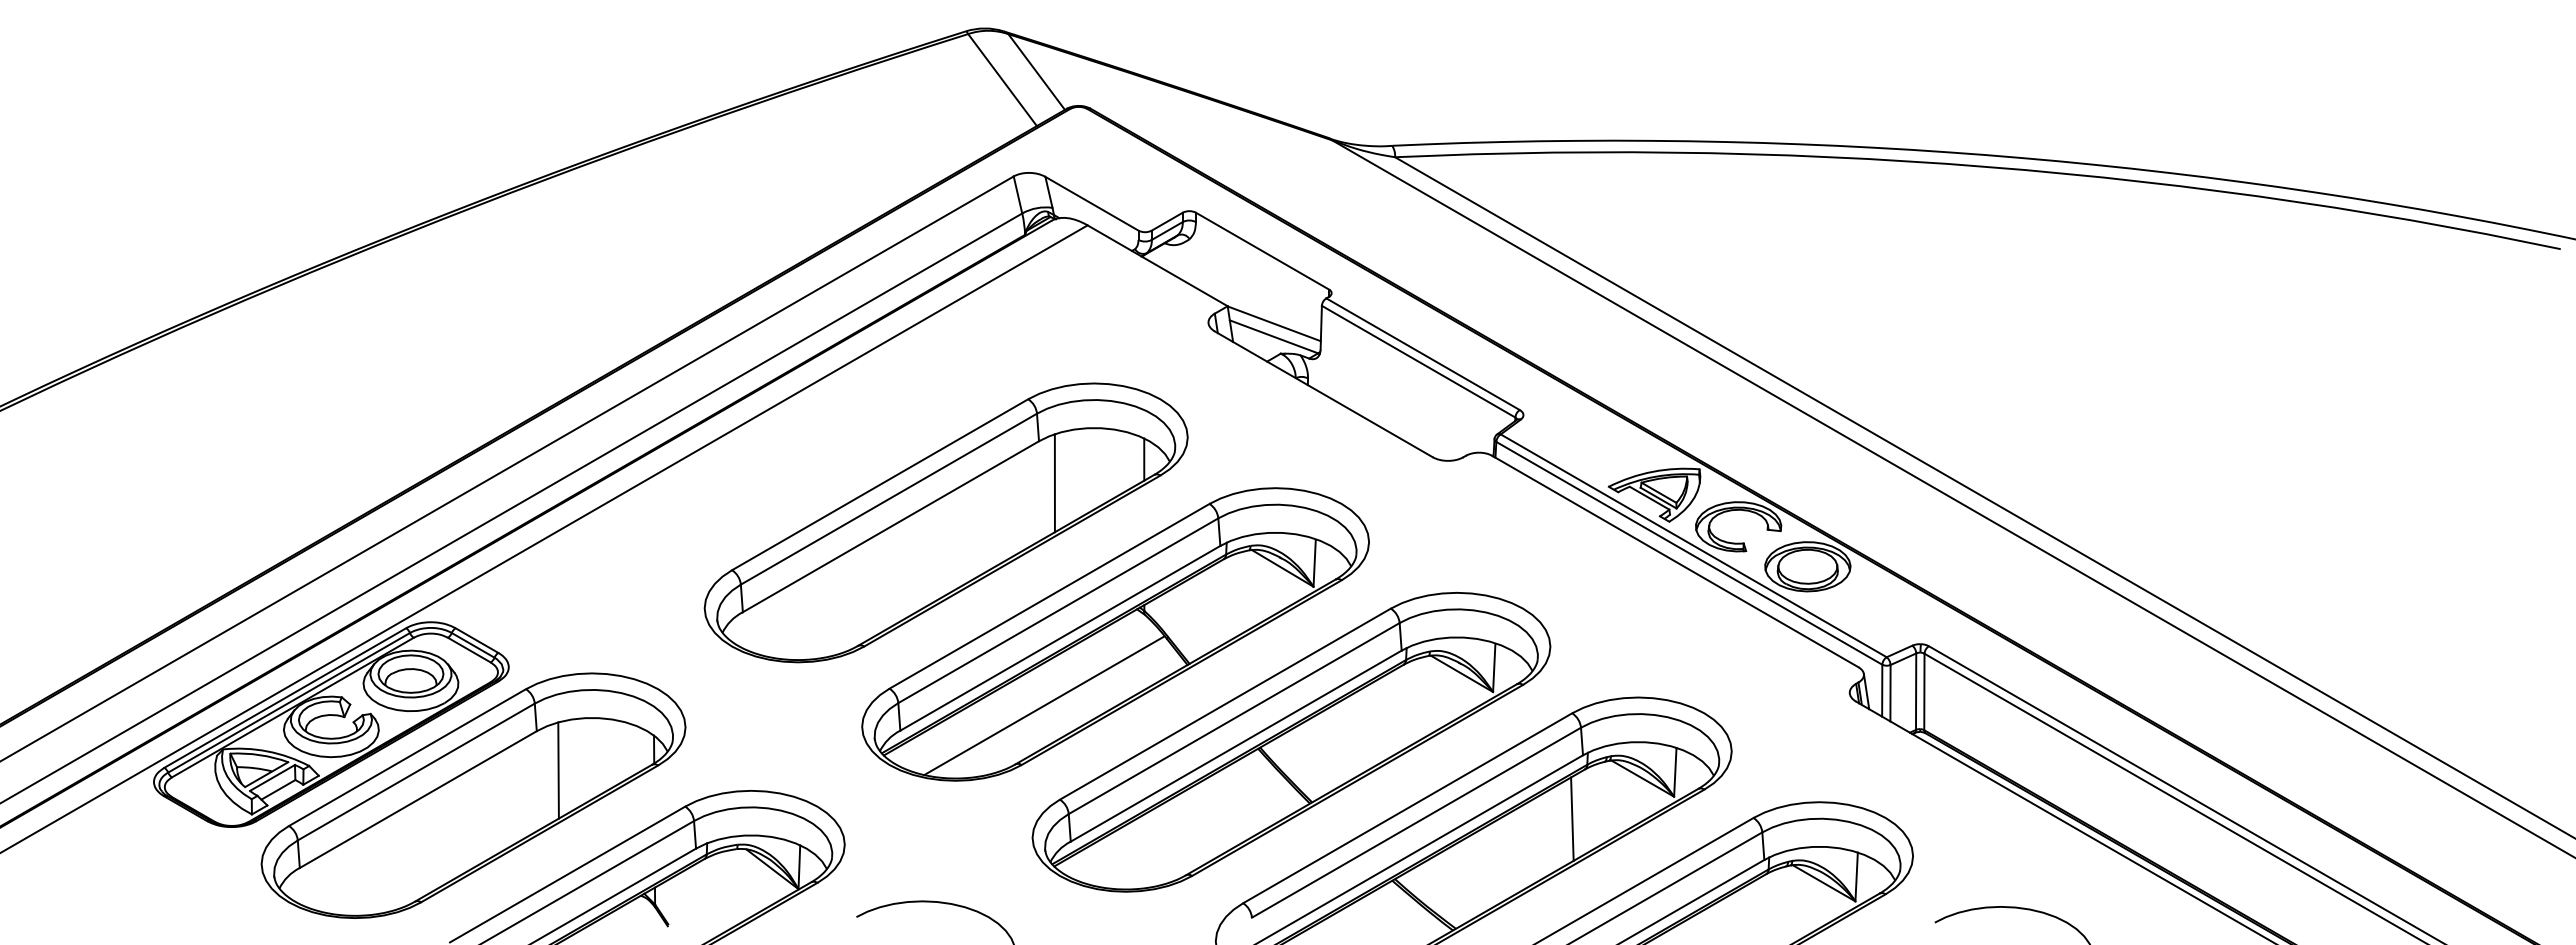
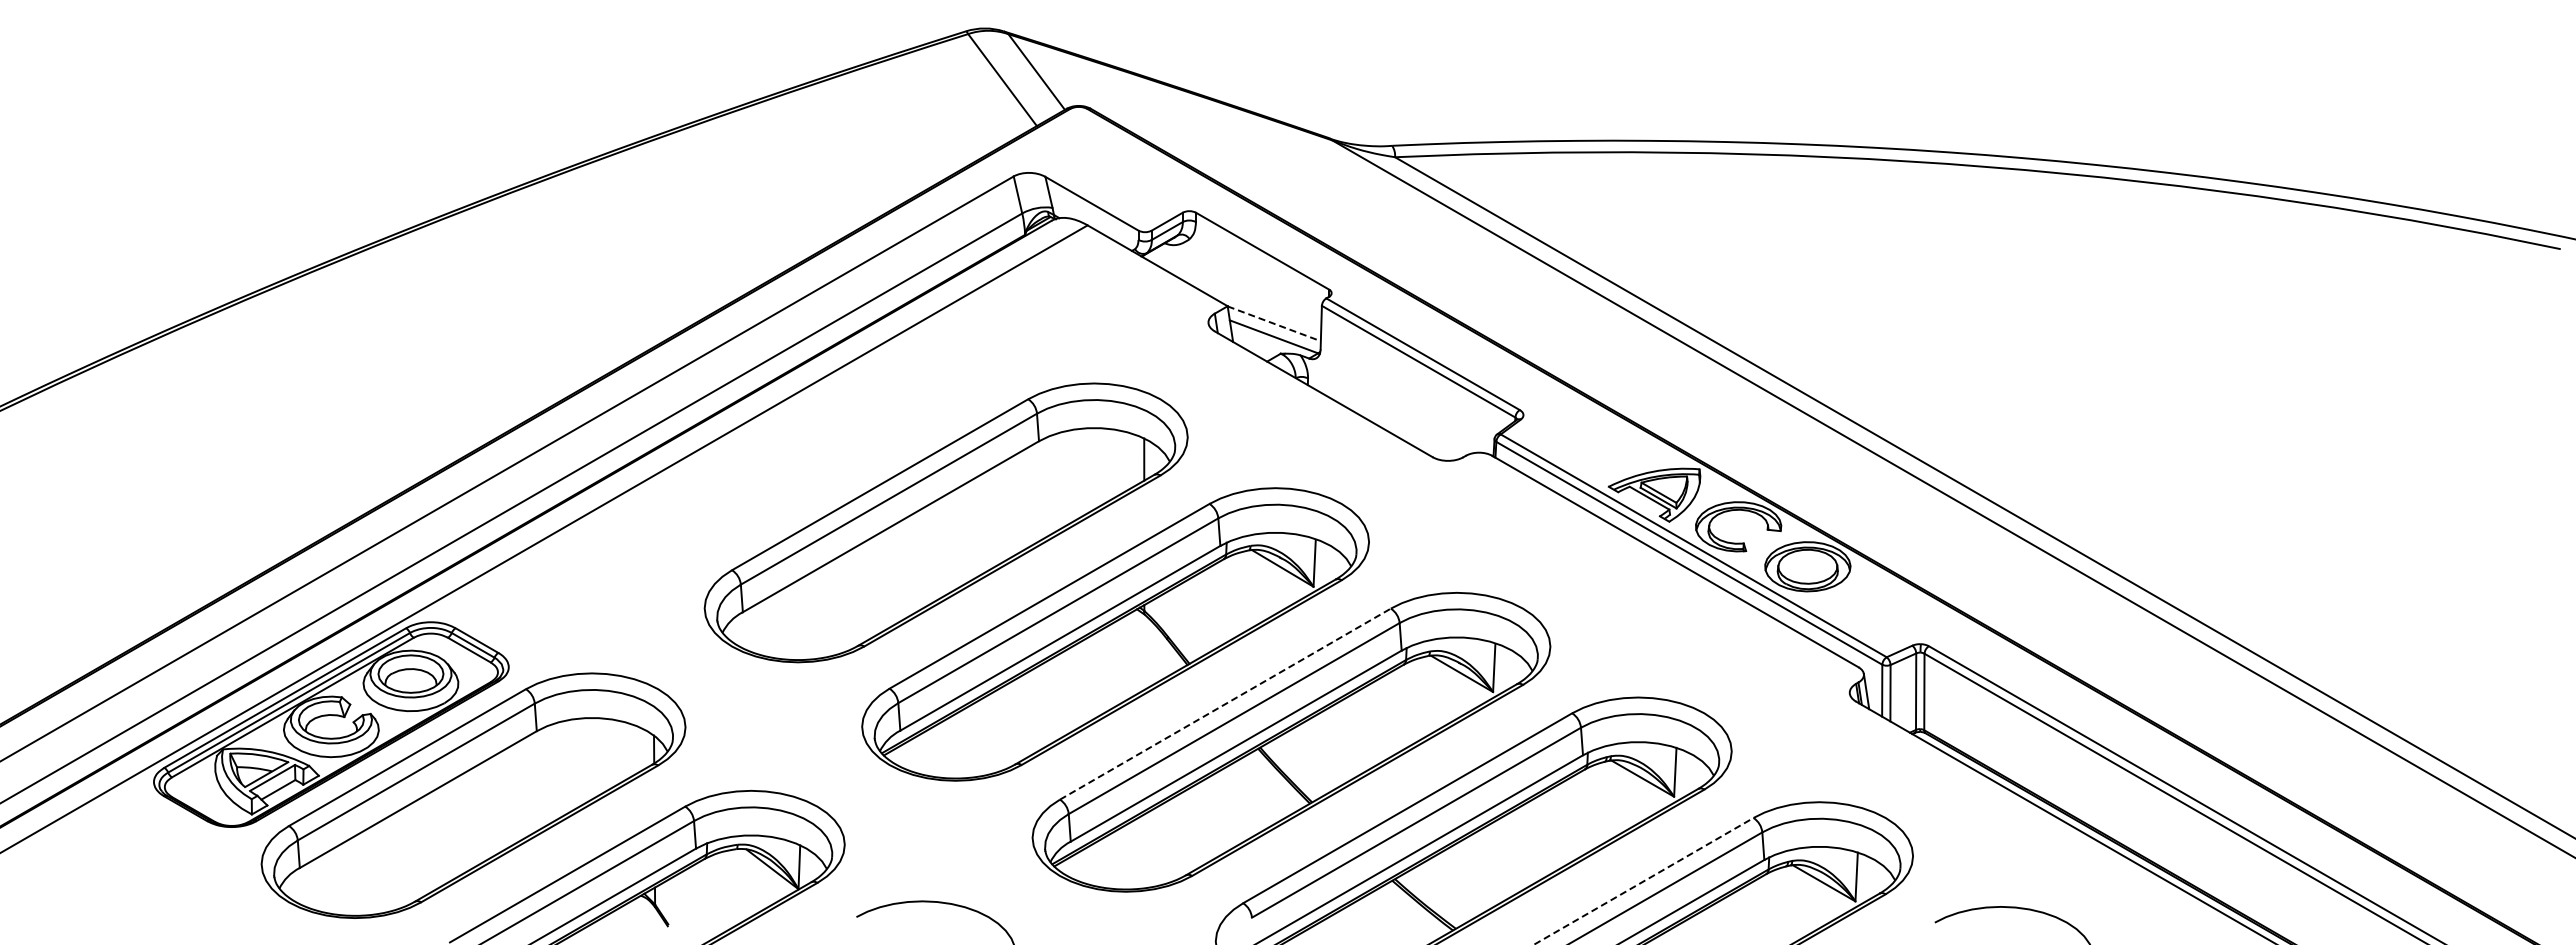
line: solid -> dashed (1274, 323)
line: present -> none (1054, 483)
line: solid -> dashed (1225, 703)
line: present -> none (1044, 705)
line: present -> none (558, 770)
line: present -> none (1572, 818)
line: solid -> dashed (1643, 881)
